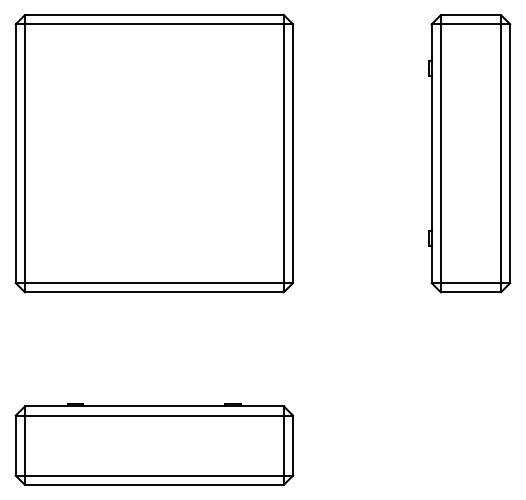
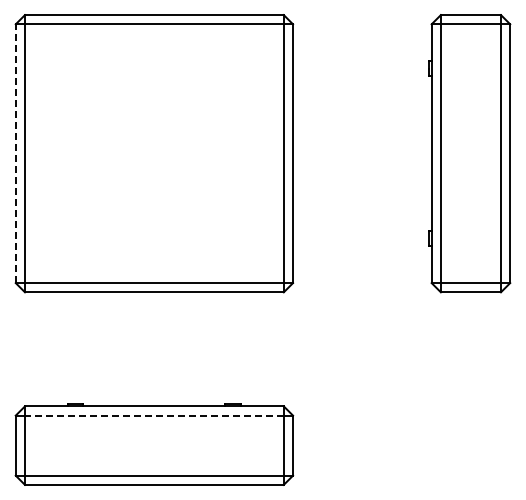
line: solid -> dashed (15, 153)
line: solid -> dashed (153, 415)
